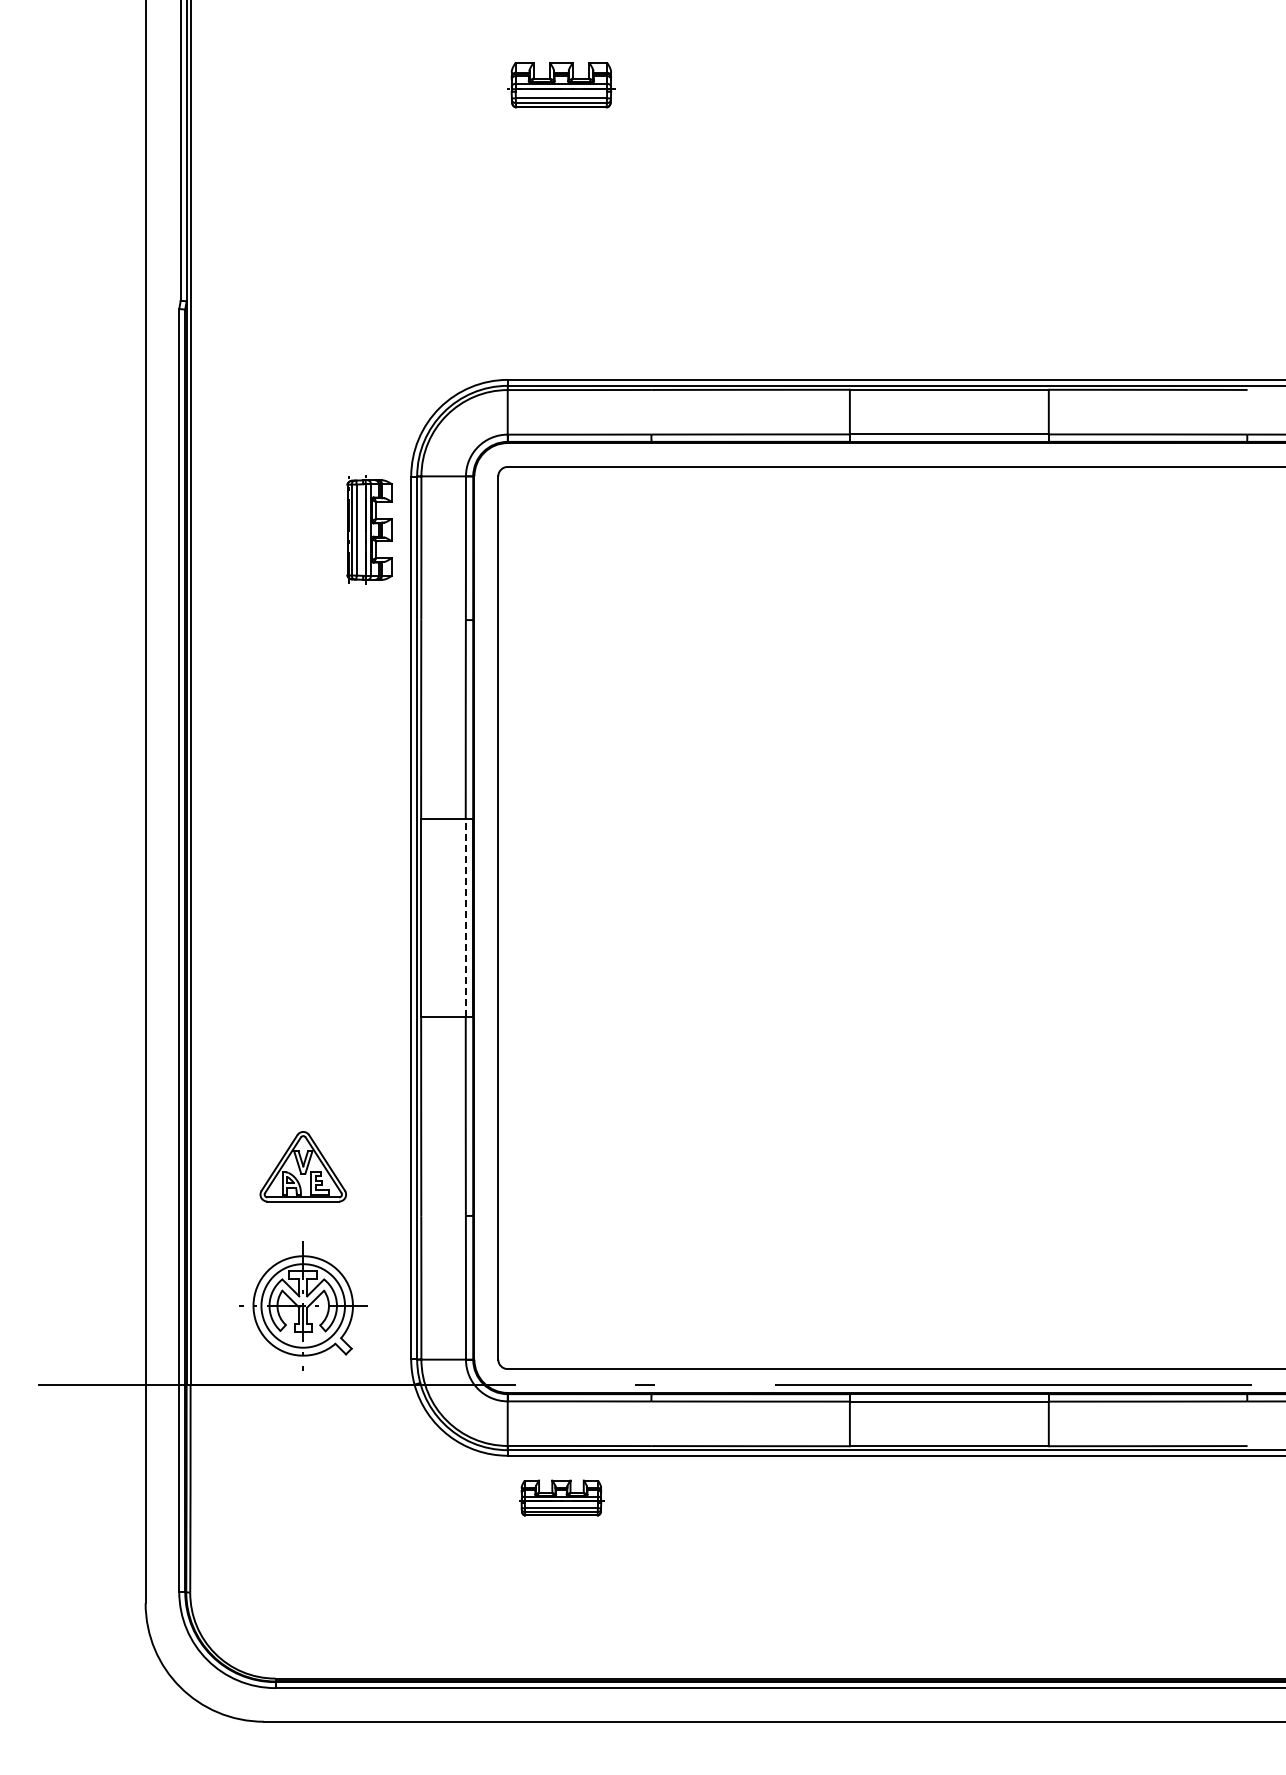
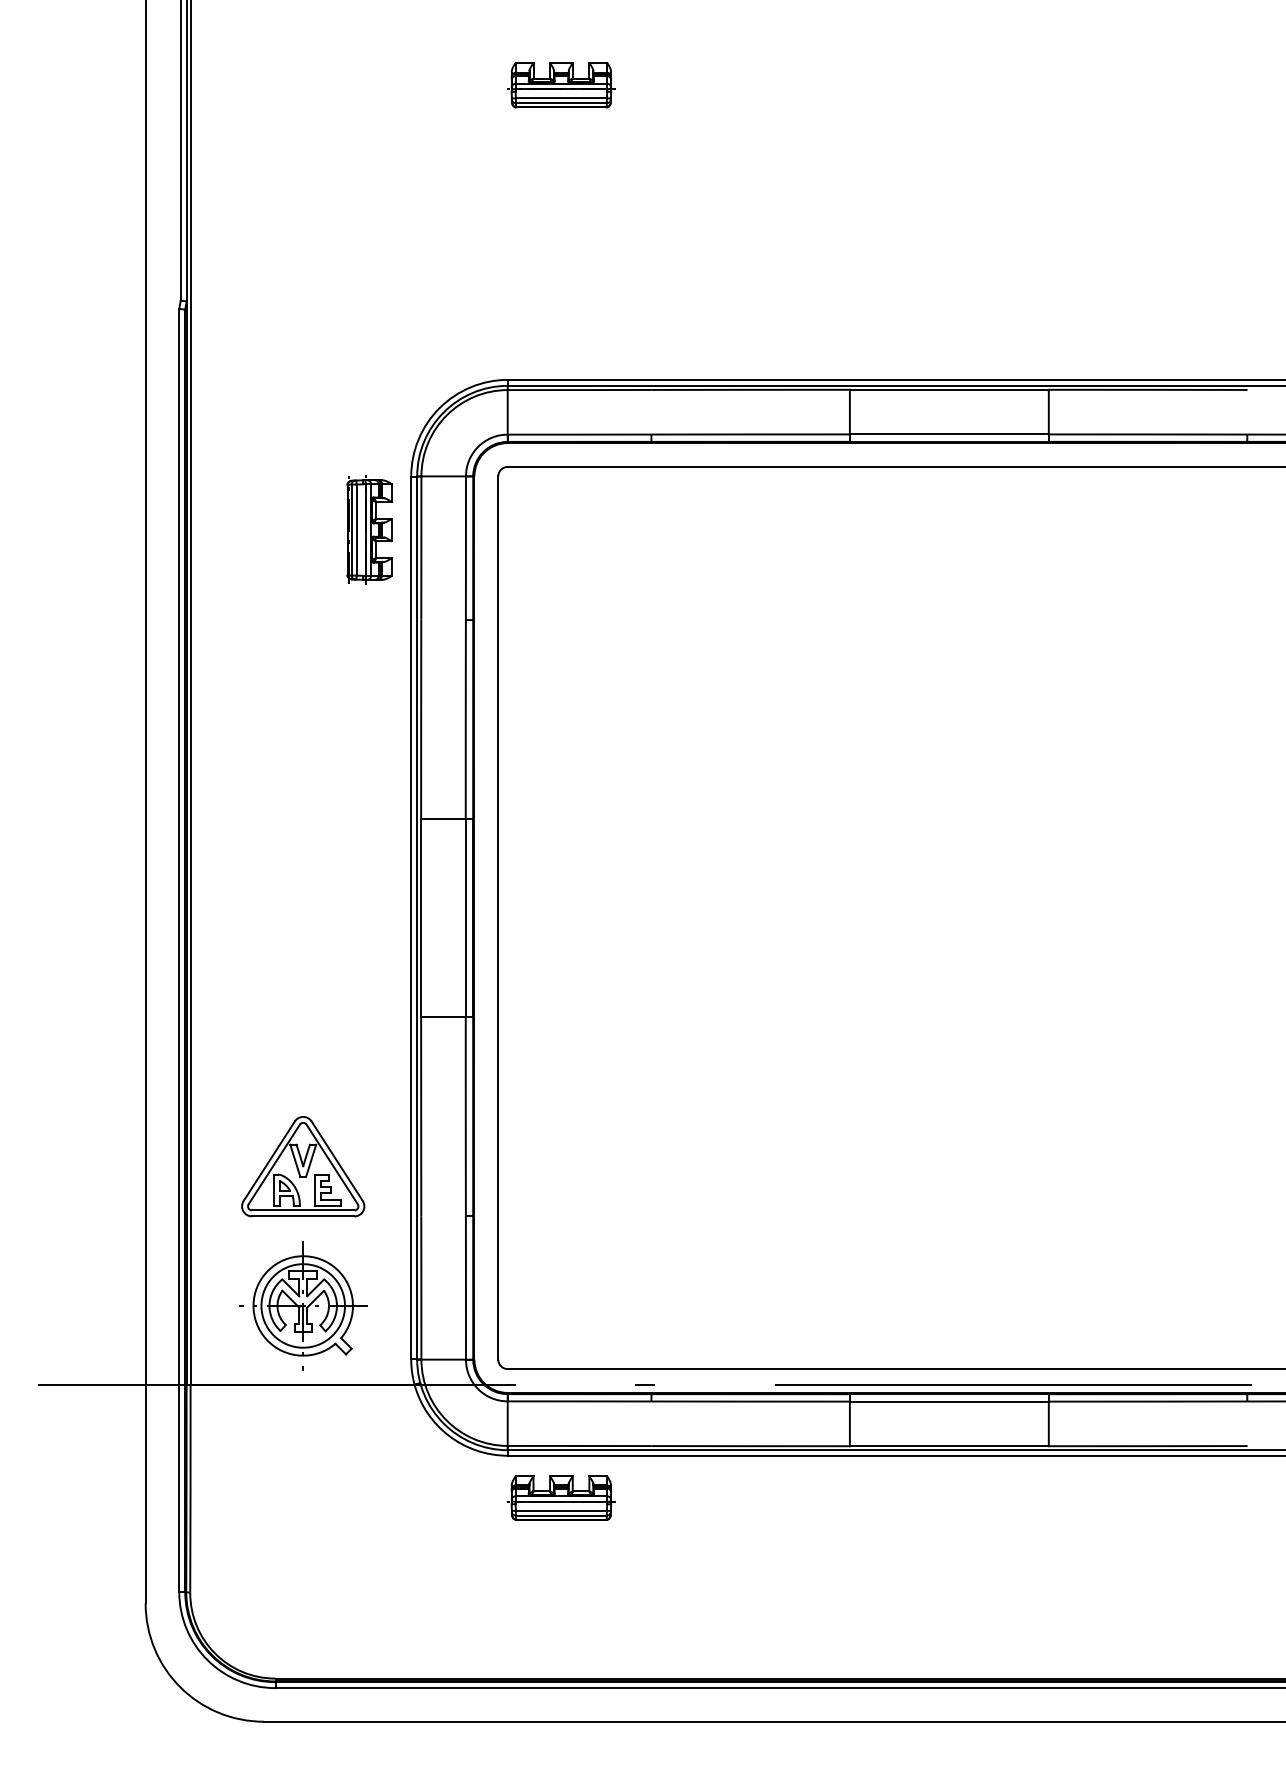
line: dashed -> solid (465, 917)
part size: 88x72 px -> 125x102 px (303, 1166)
part size: 86x38 px -> 109x46 px (561, 1497)
